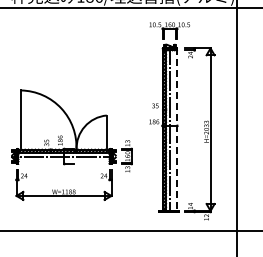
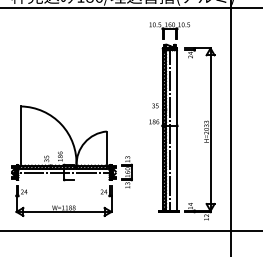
line position: (236, 127) -> (230, 127) (230, 127)
line: dashed -> solid (177, 130)
part position: (71, 144) -> (71, 160) (71, 160)
